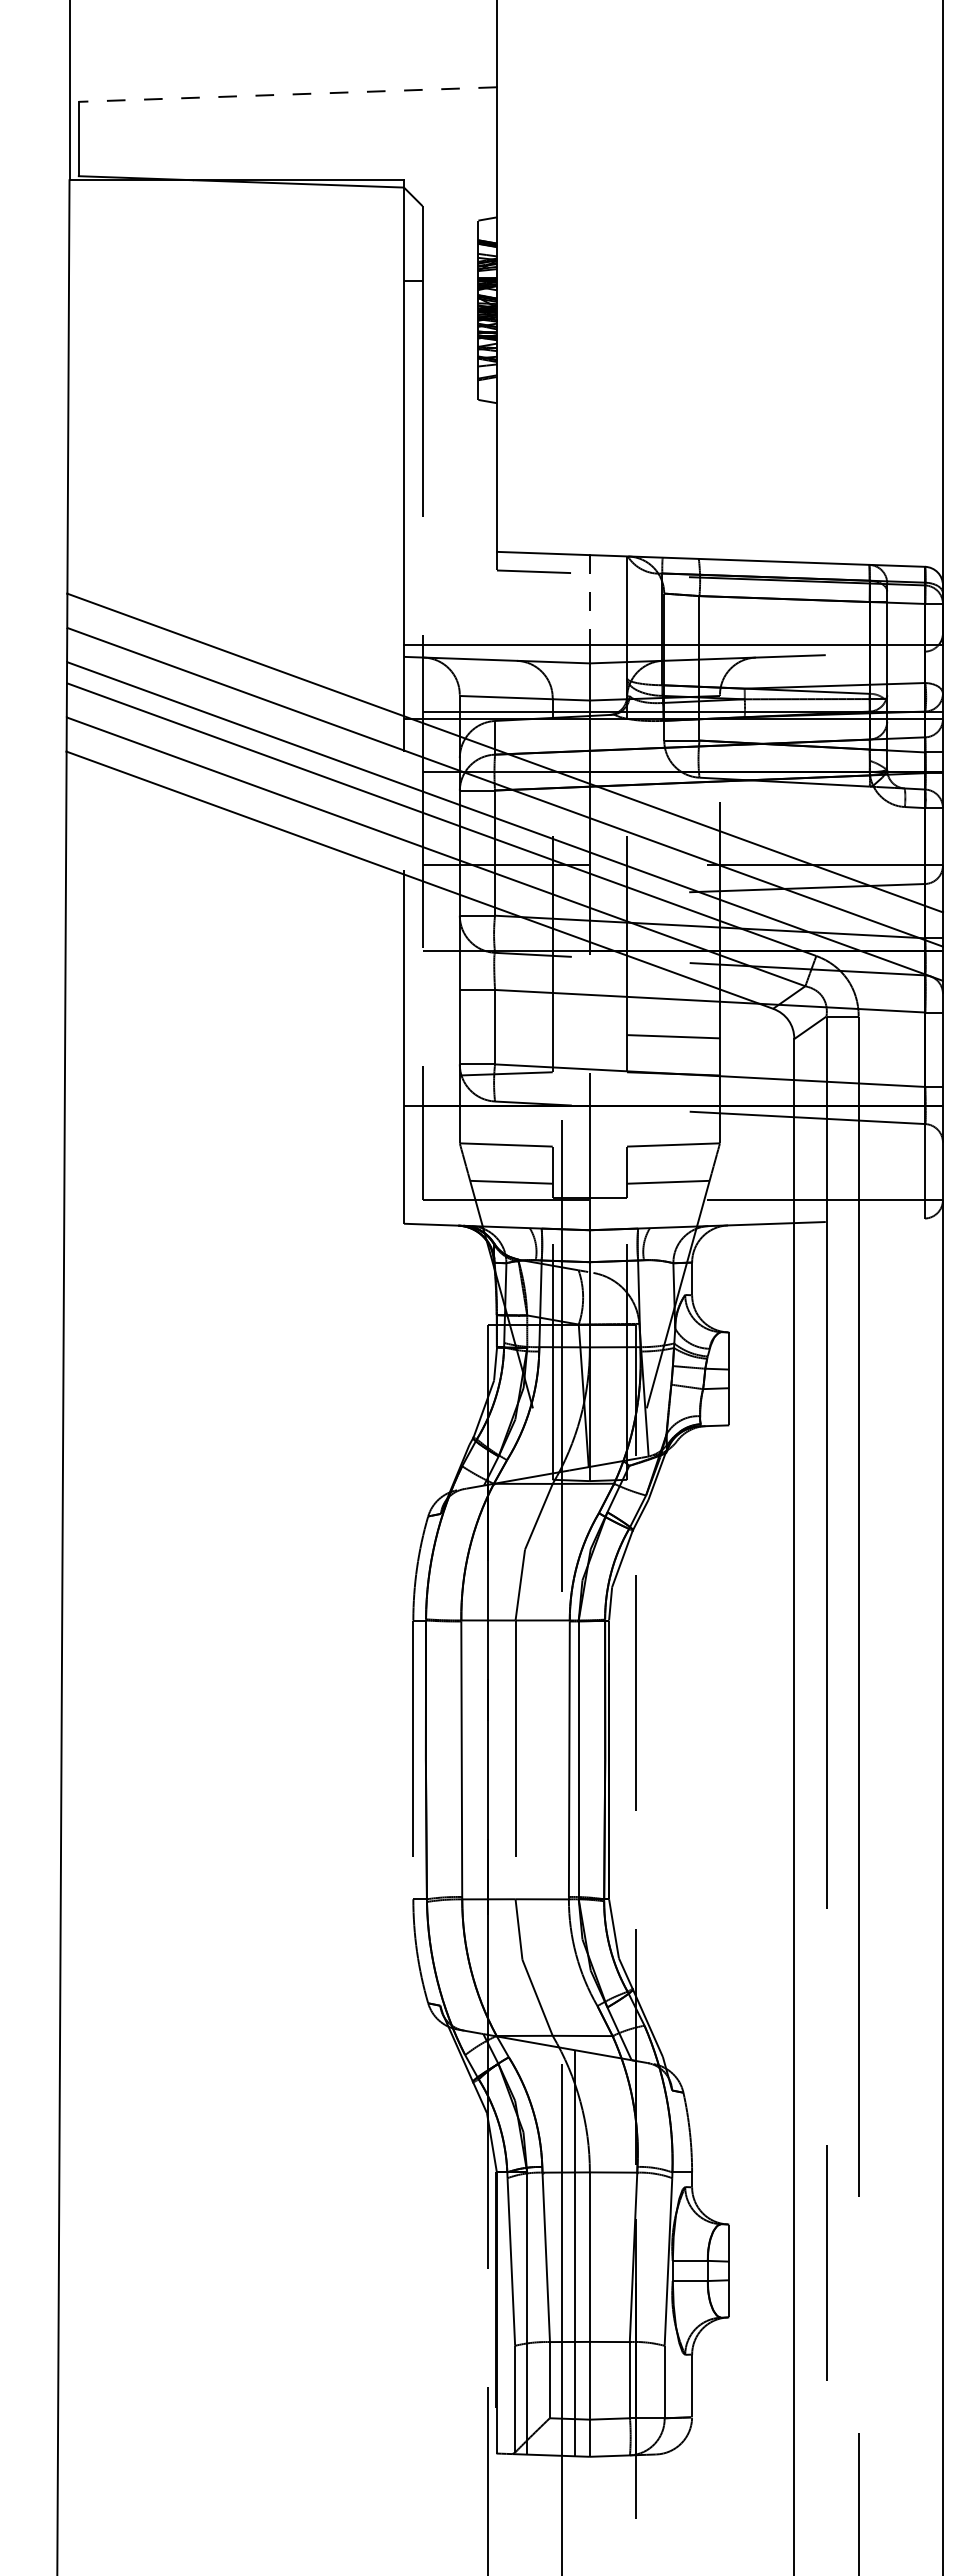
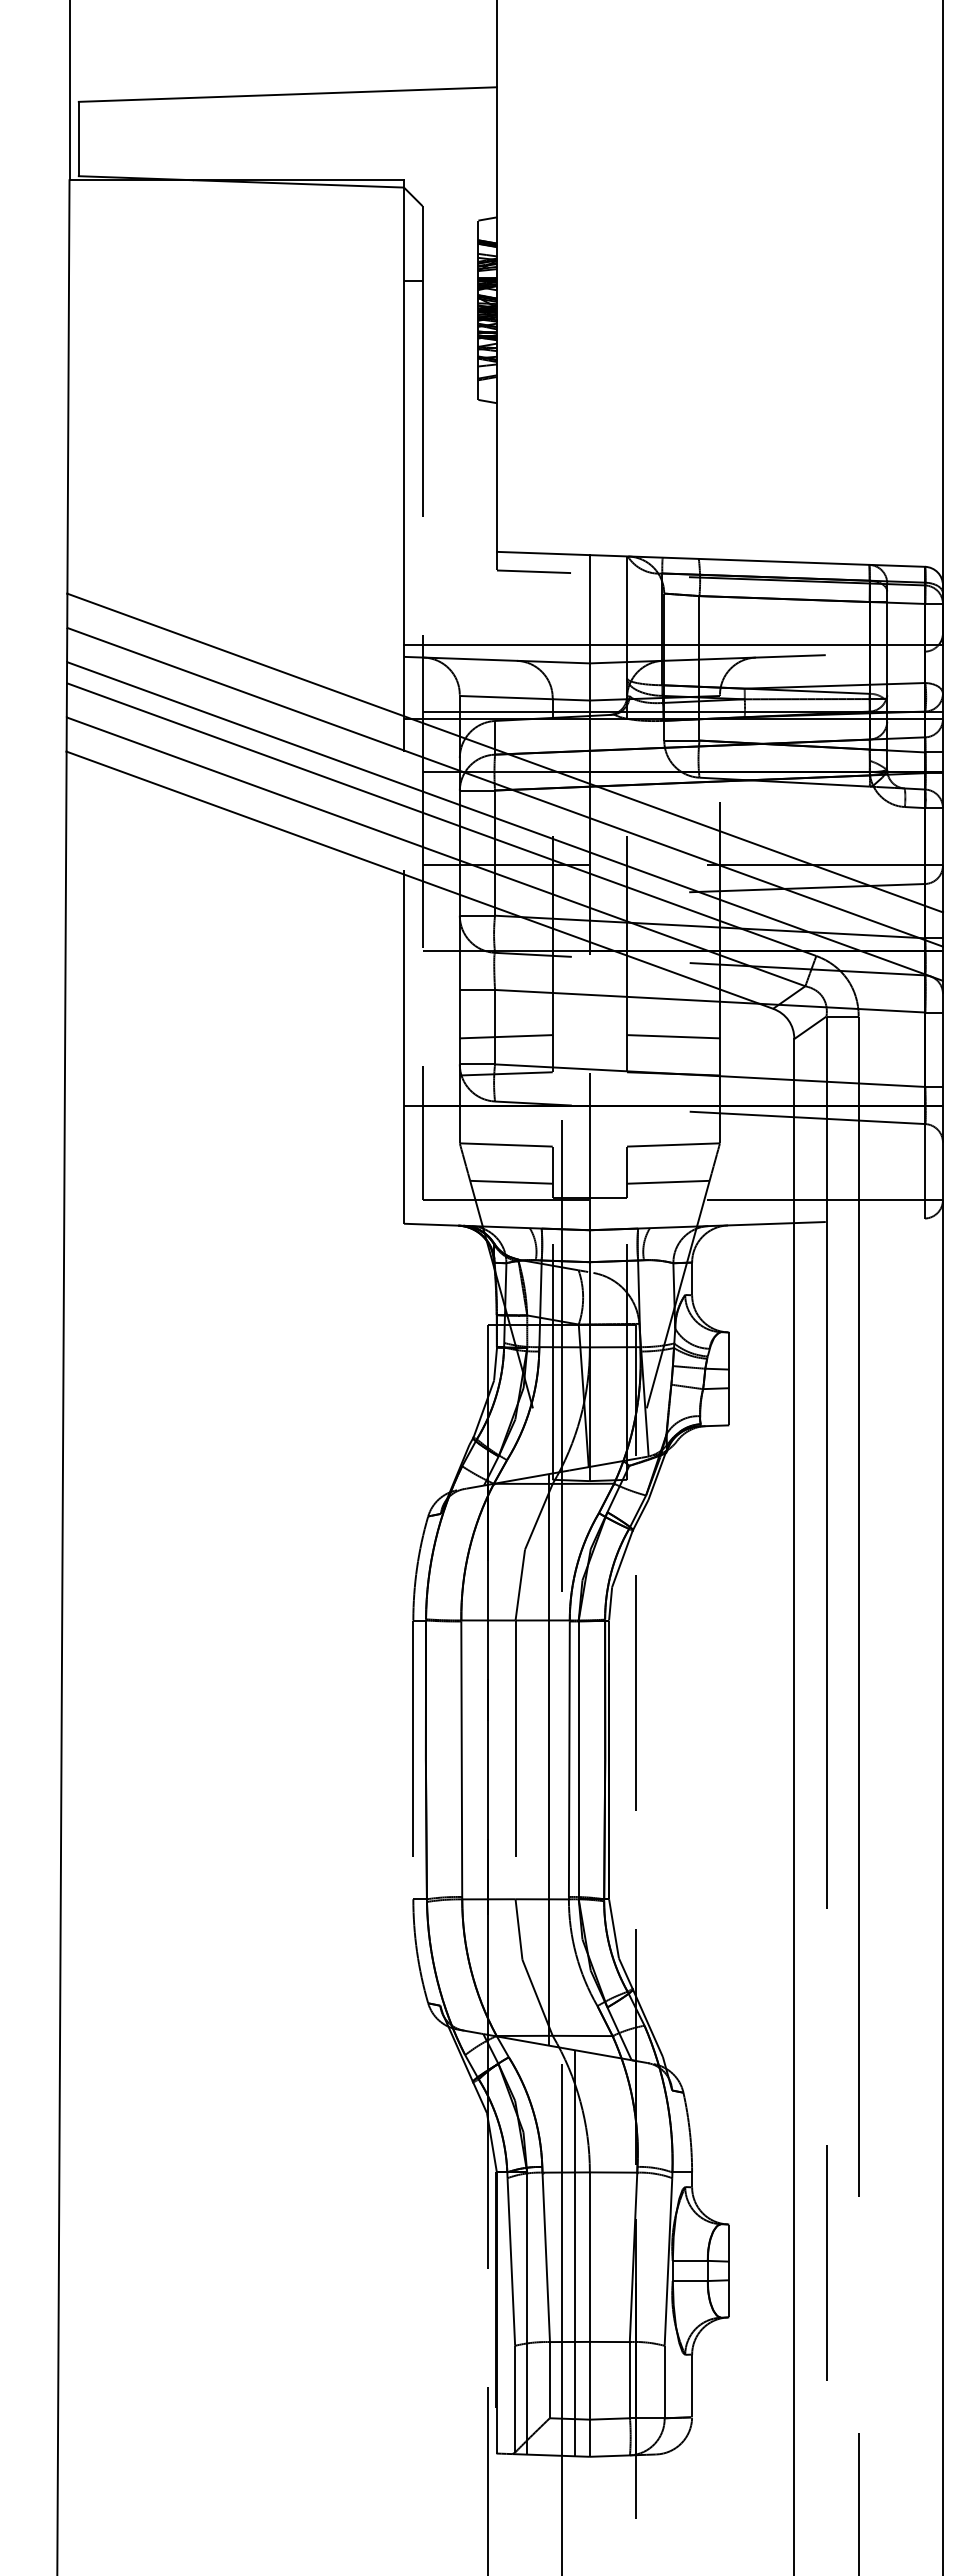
line: dashed -> solid (287, 94)
line: dashed -> solid (589, 599)
line: none -> present (505, 1036)
line: none -> present (549, 1759)
